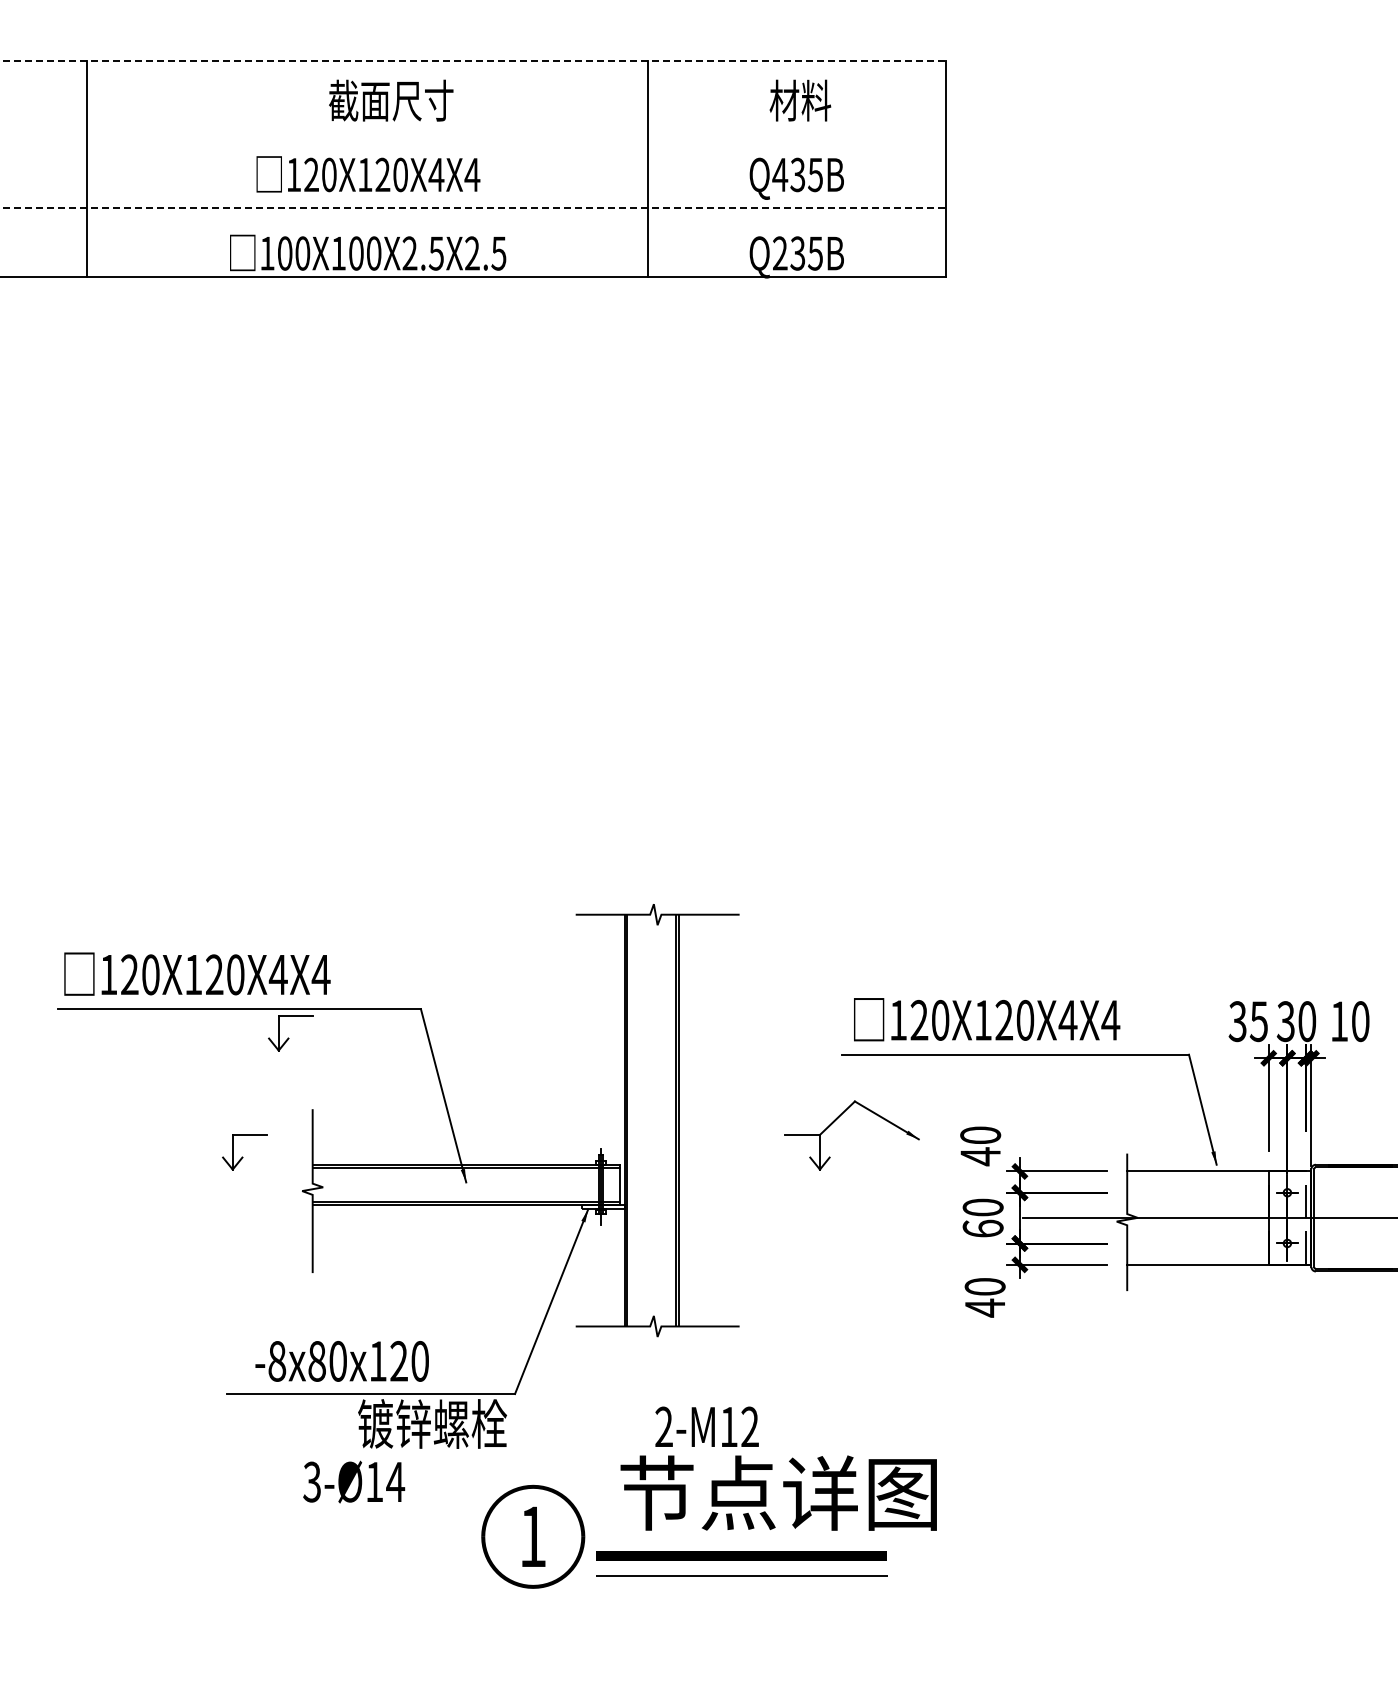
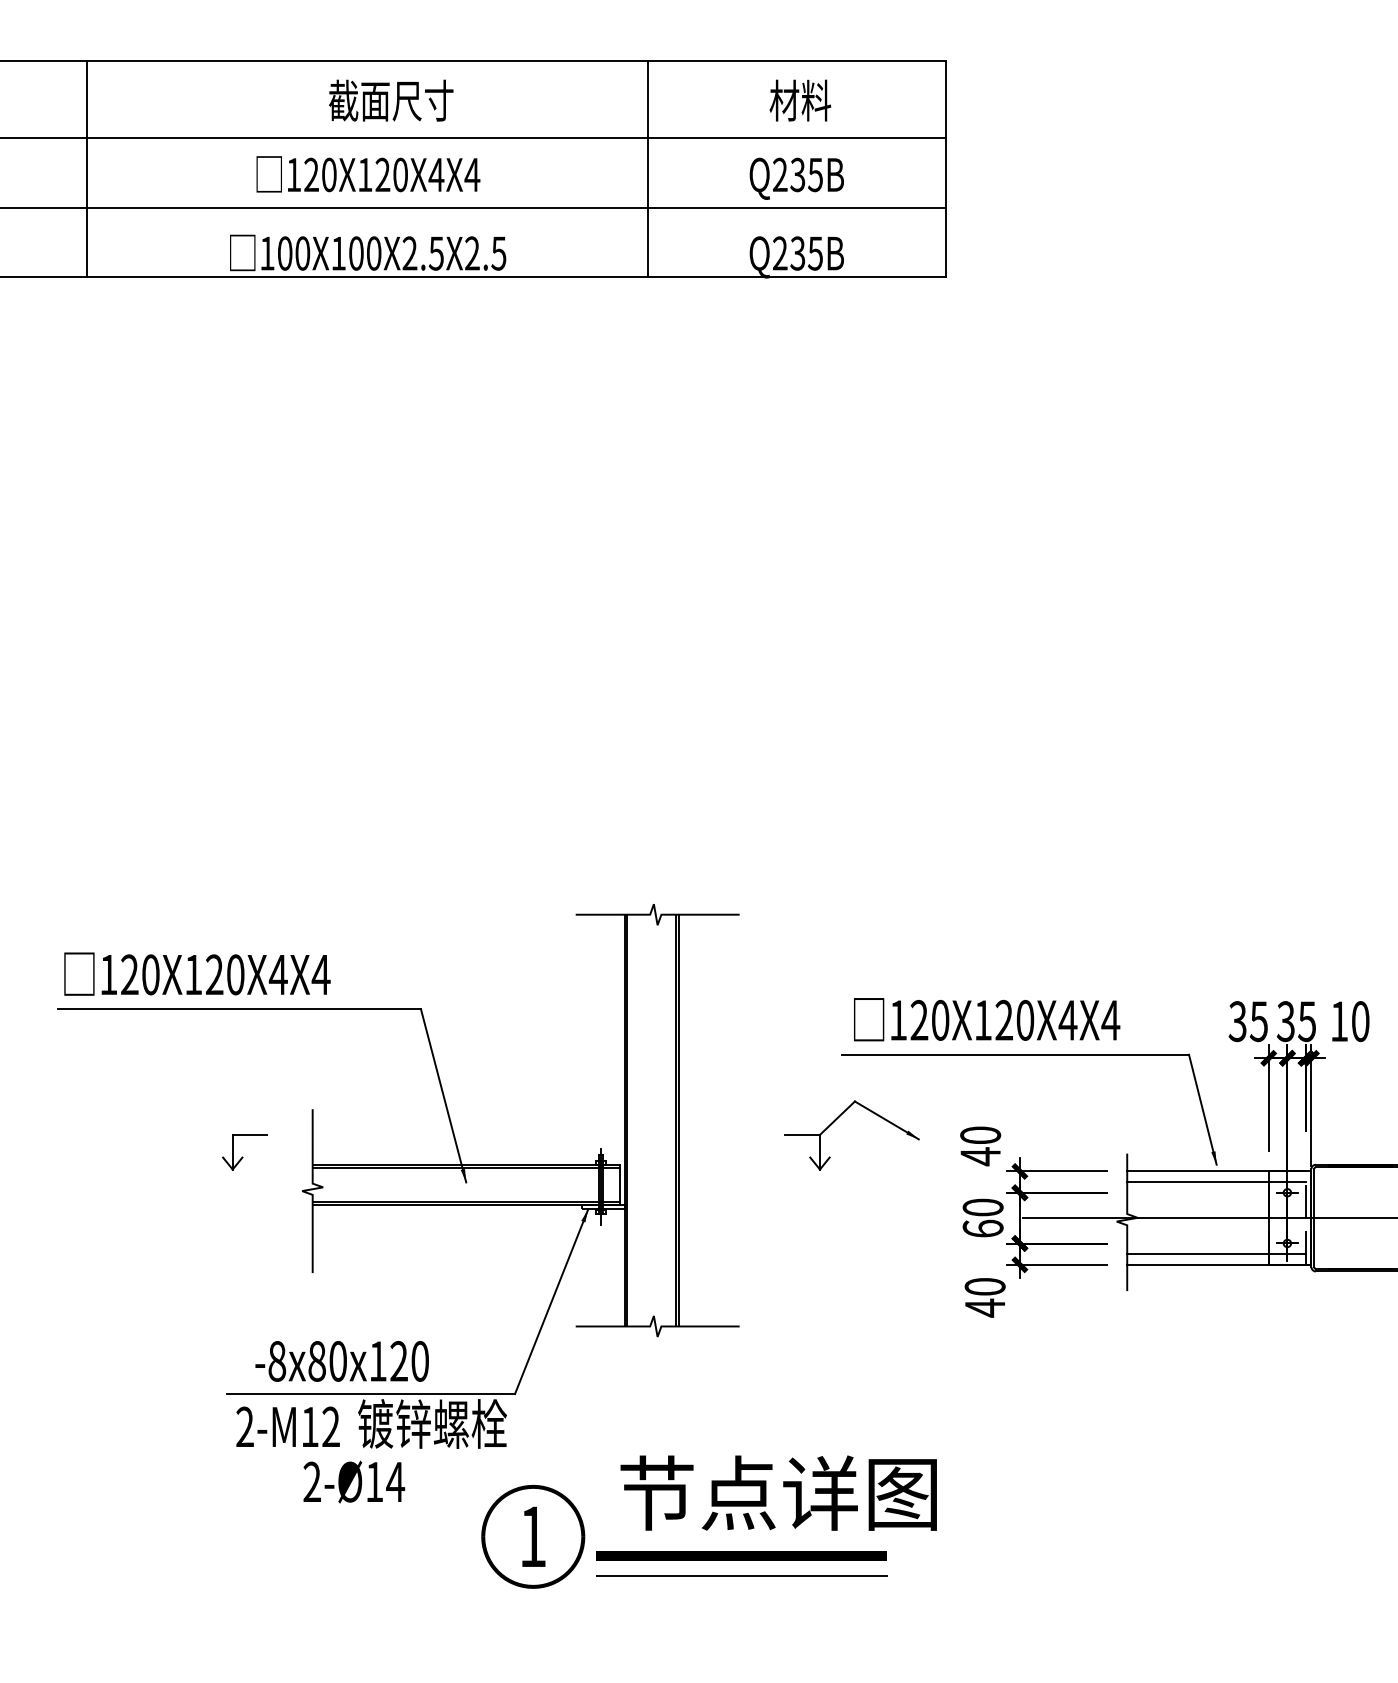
line: dashed -> solid (472, 60)
line: none -> present (473, 138)
text: Q435B -> Q235B (780, 174)
line: dashed -> solid (472, 207)
text: 30 -> 35 (1307, 1021)
part: present -> none (290, 1033)
line: none -> present (1216, 1182)
line: none -> present (1216, 1254)
text position: (706, 1426) -> (287, 1426) (287, 1426)
text: 3-Ø14 -> 2-Ø14 (311, 1481)
